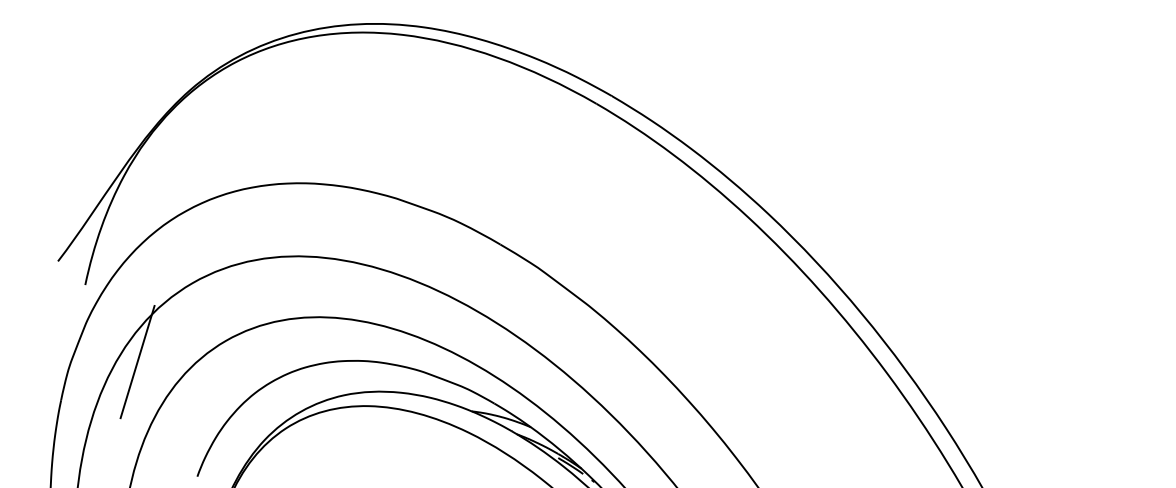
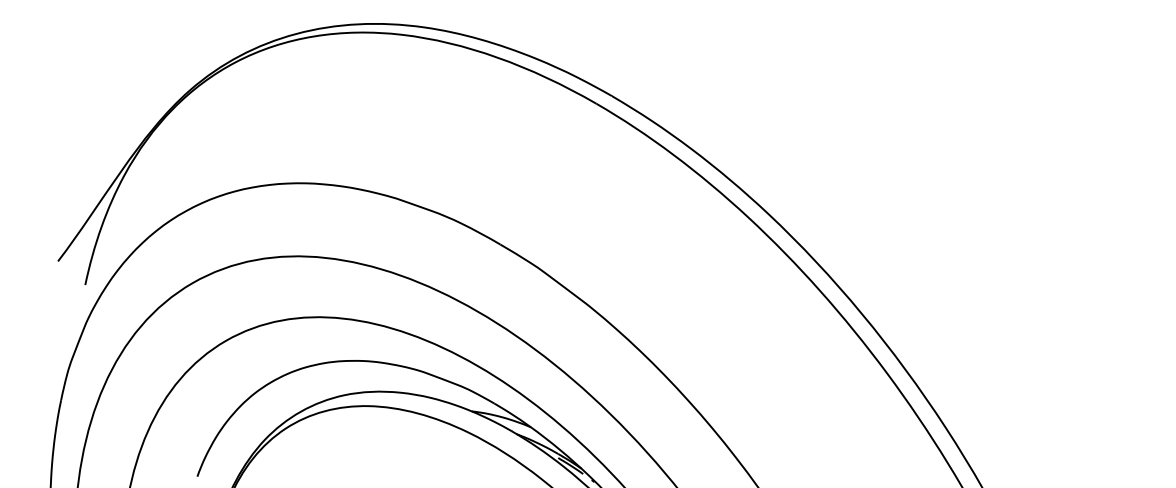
line: present -> none (137, 362)
